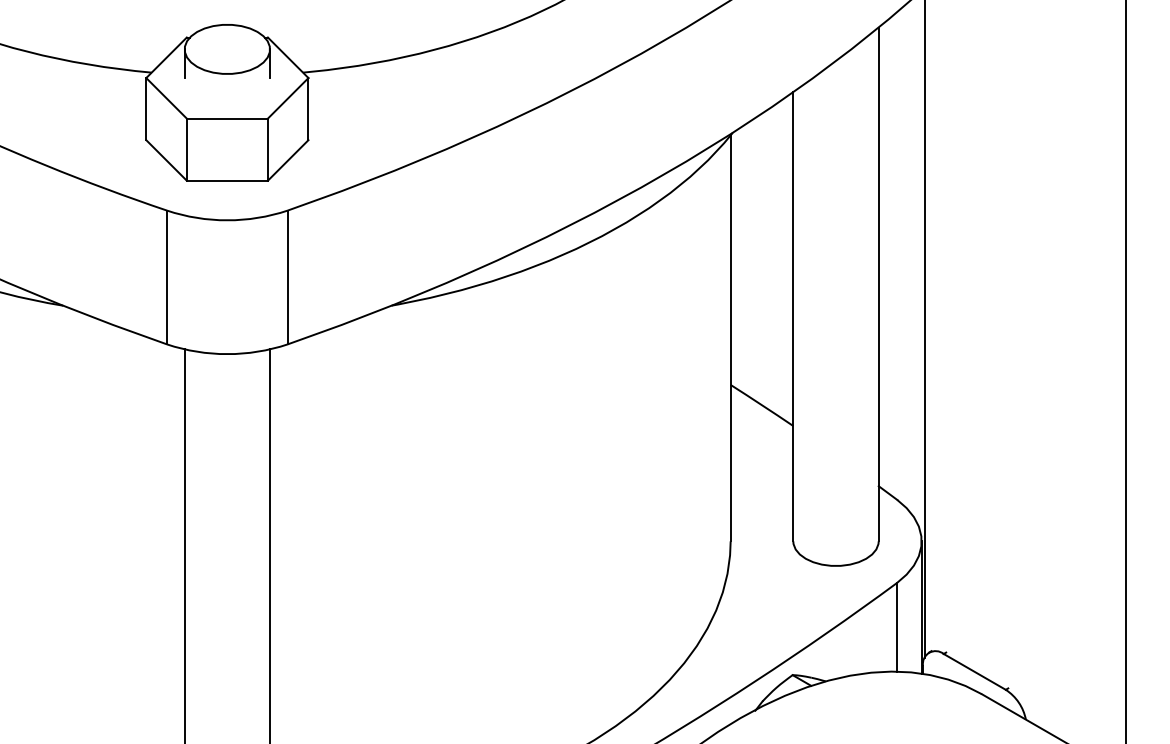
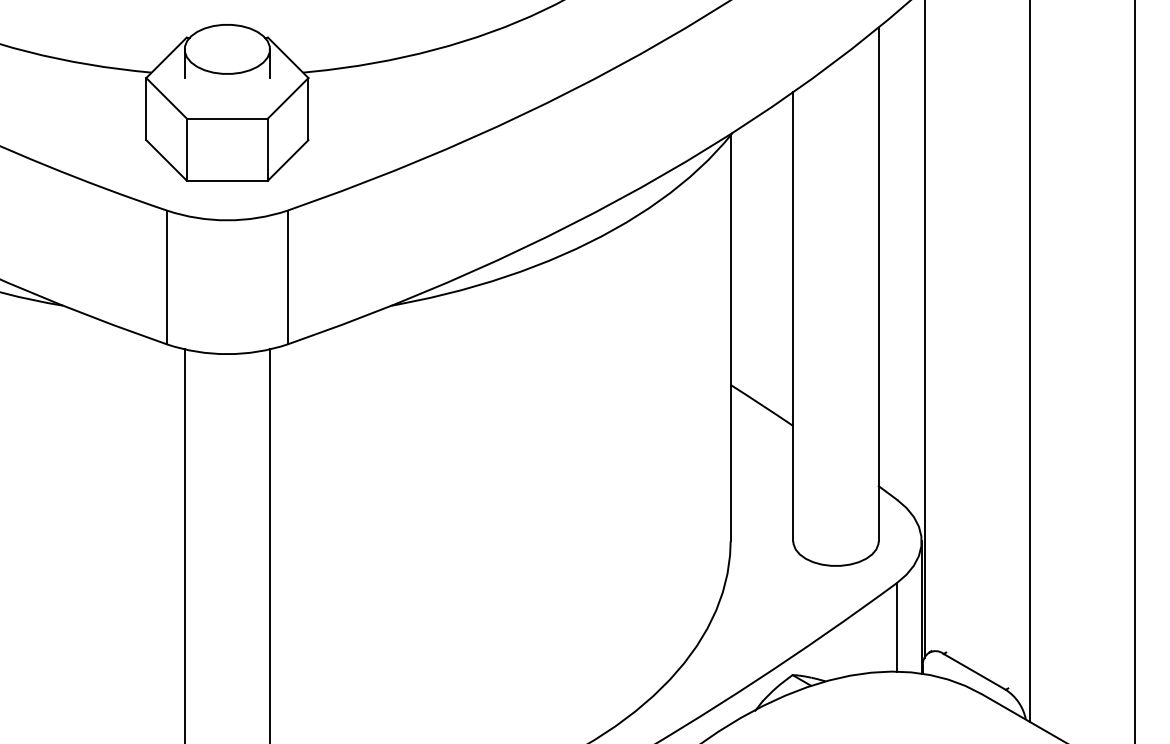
line: none -> present (1029, 361)
line position: (1125, 371) -> (1134, 371) (1134, 371)
